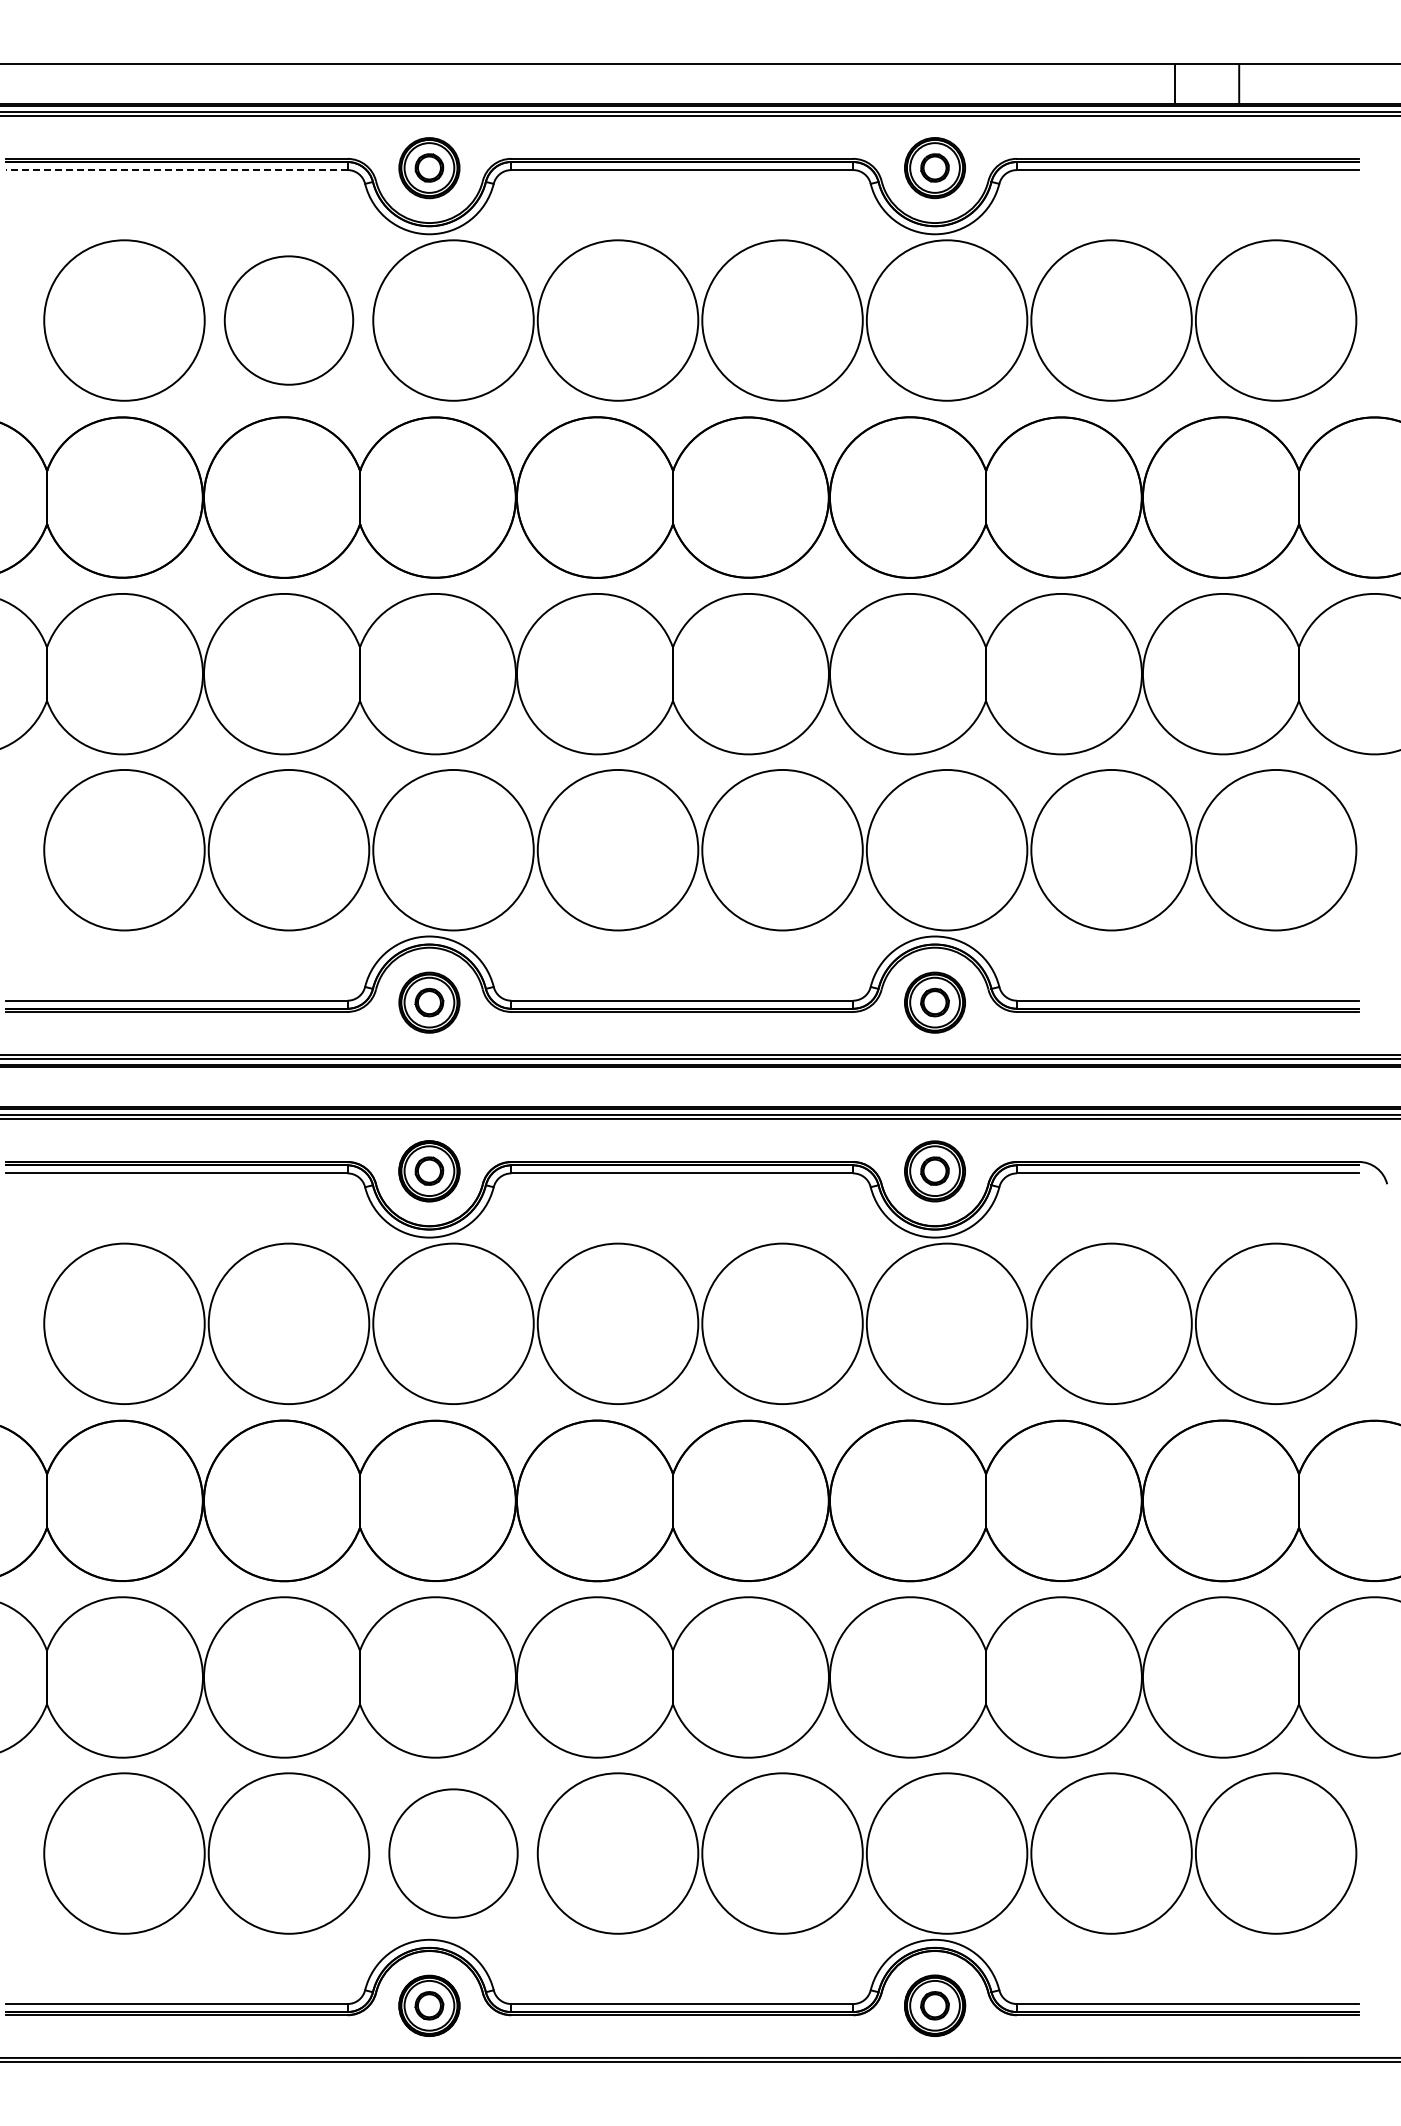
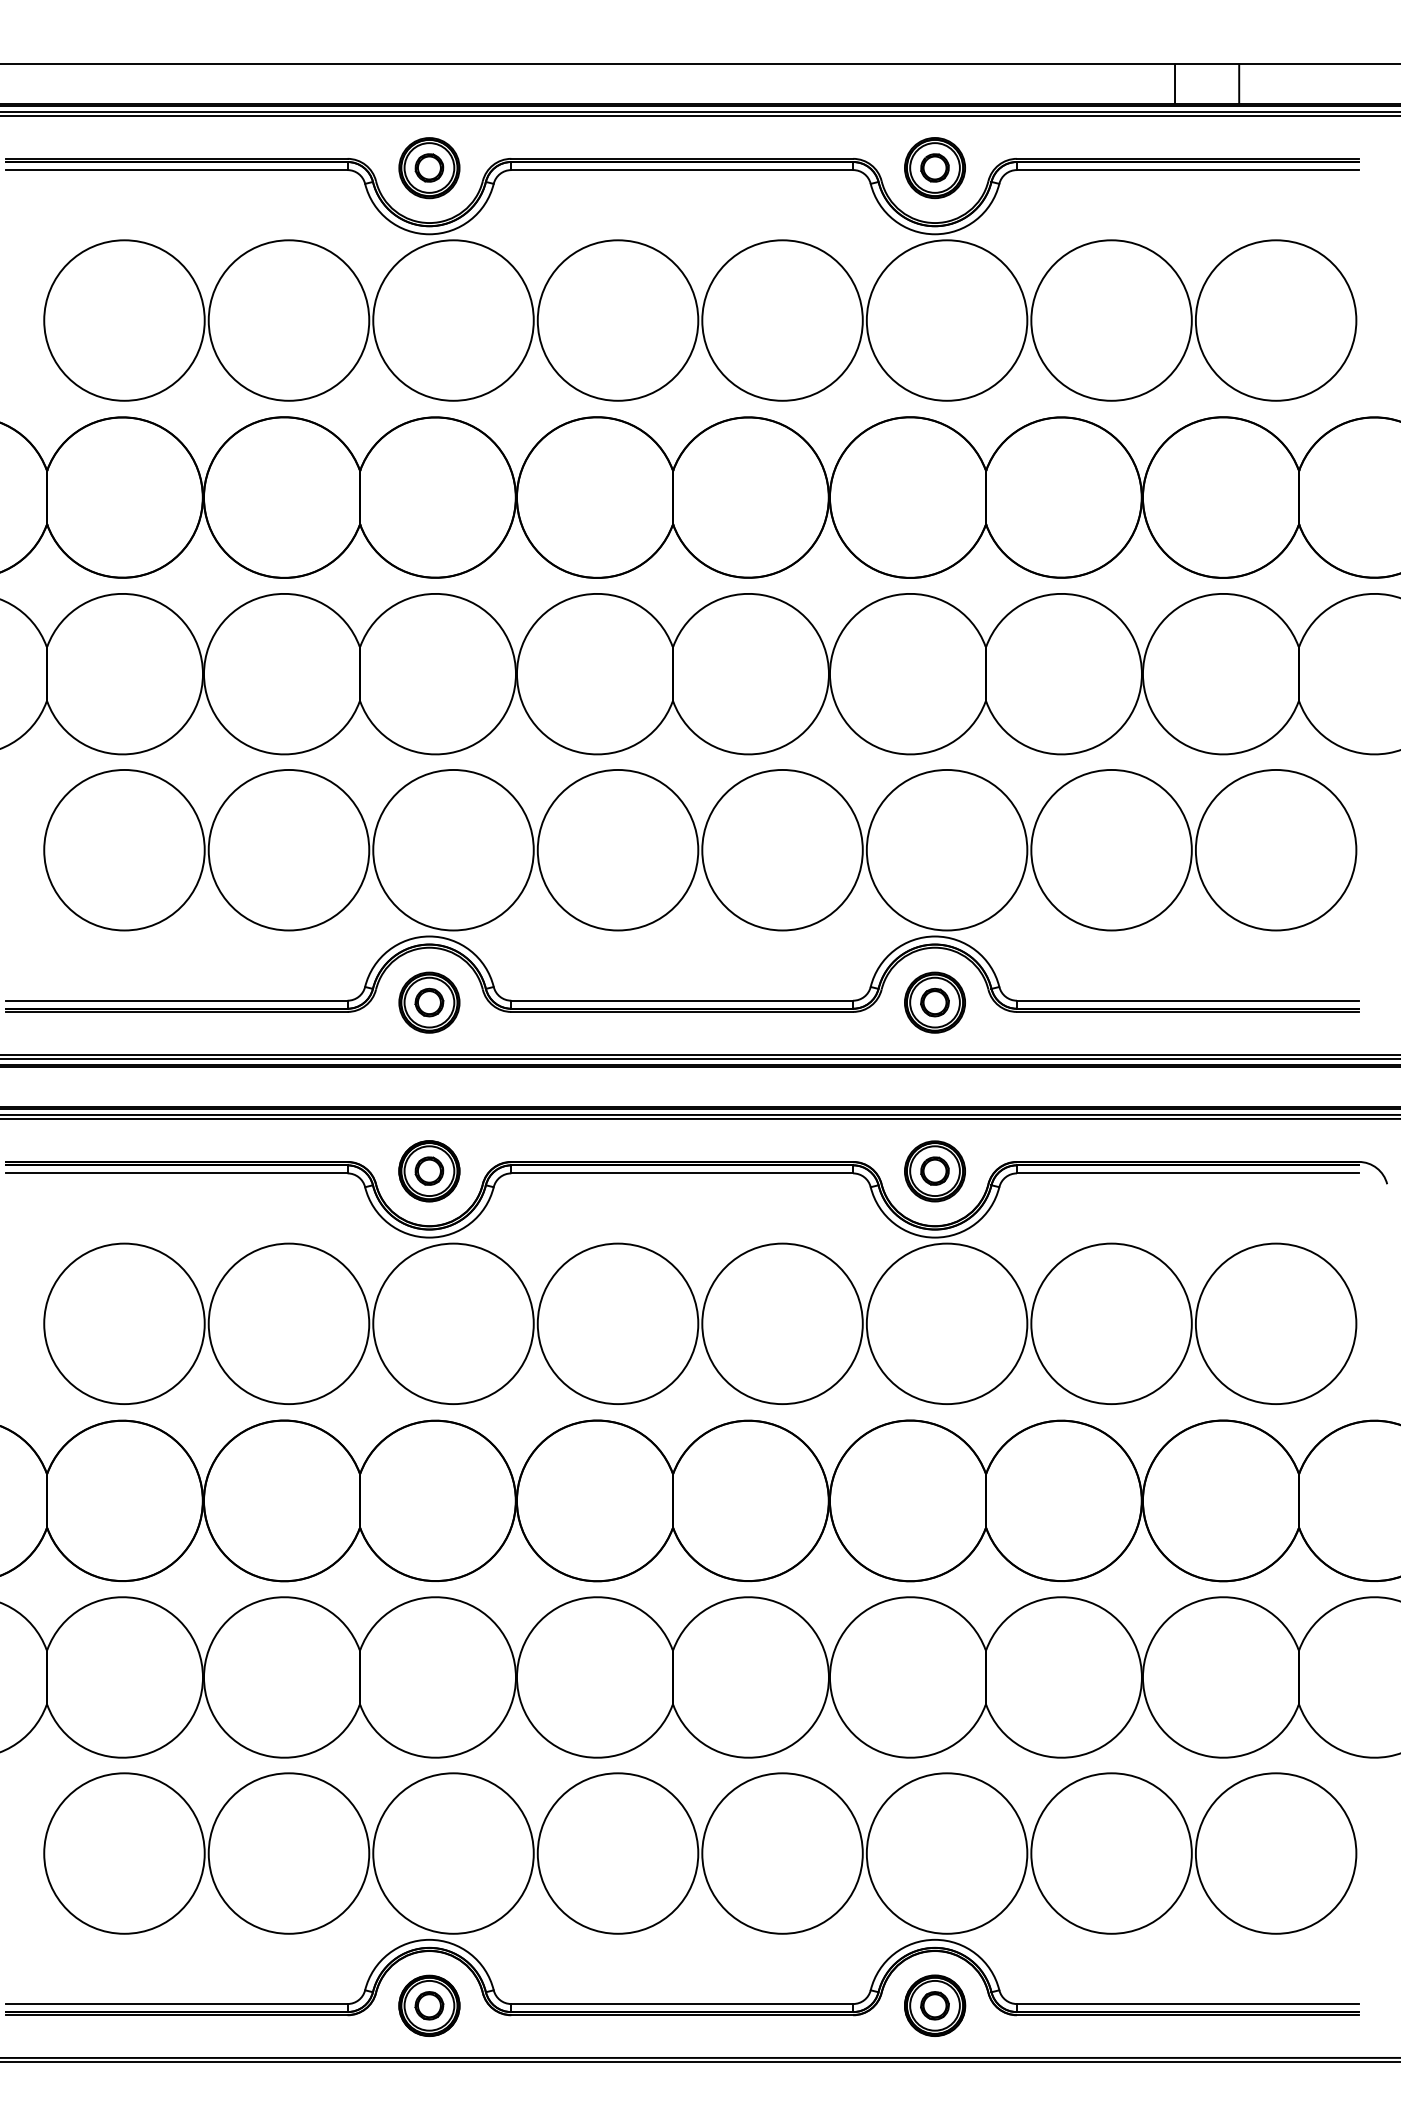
line: dashed -> solid (176, 170)
circle diameter: 128 px -> 161 px (288, 320)
circle diameter: 128 px -> 161 px (453, 1853)
